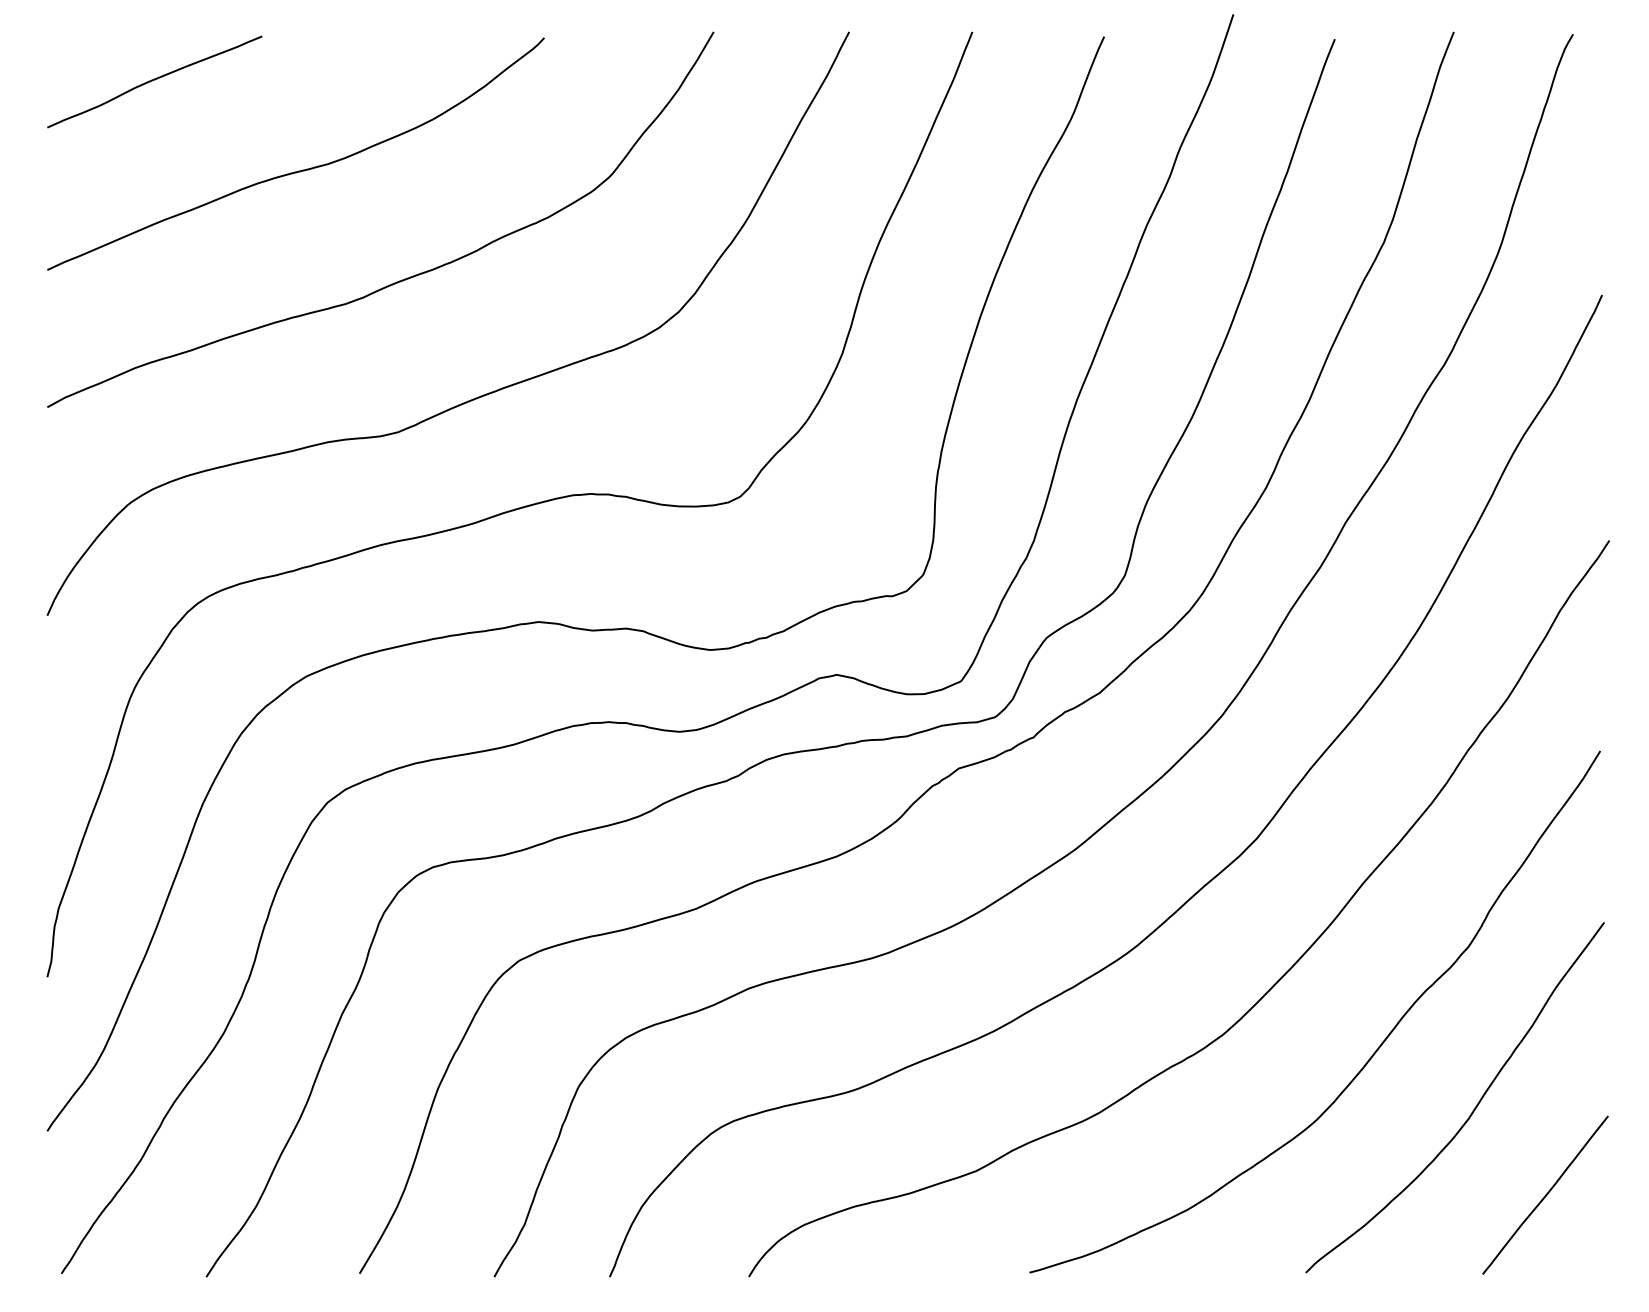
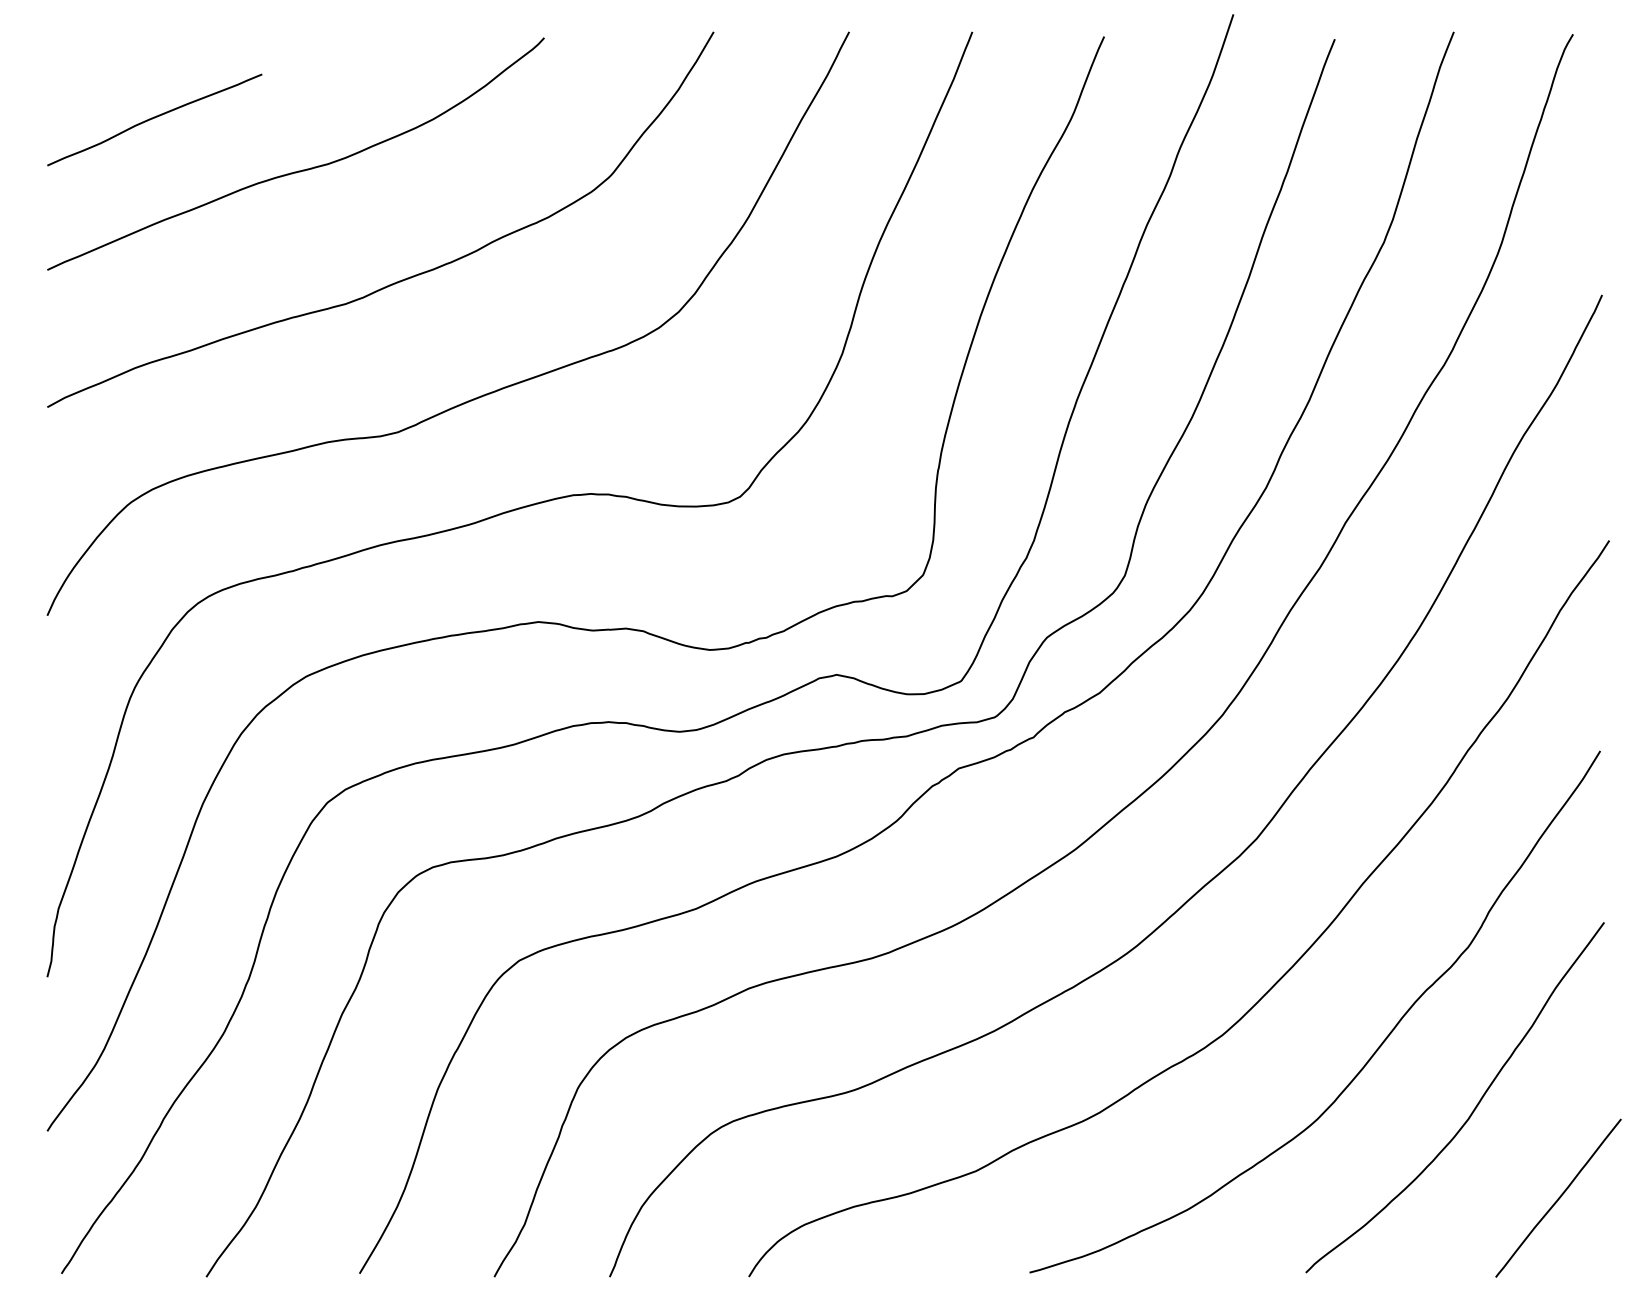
curve position: (154, 80) -> (154, 118) (154, 118)
curve position: (1545, 1194) -> (1558, 1197) (1558, 1197)
